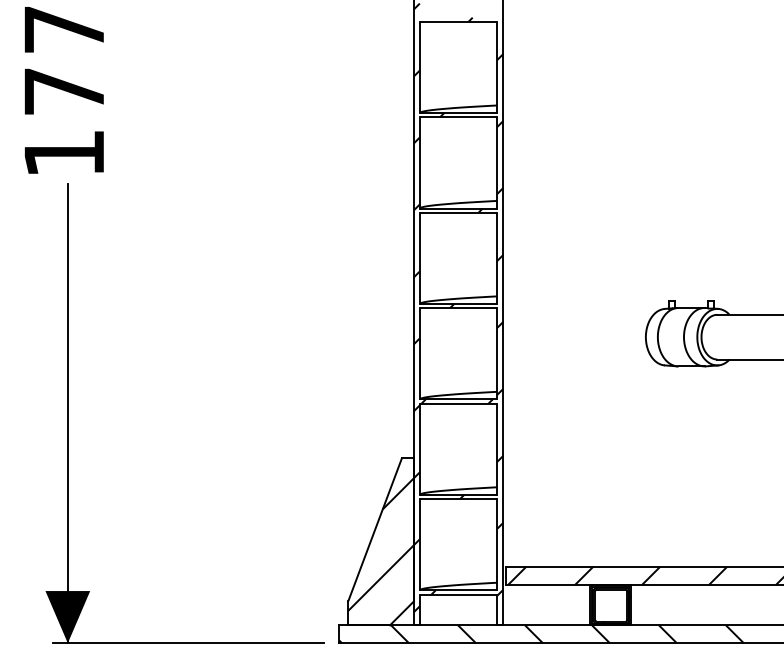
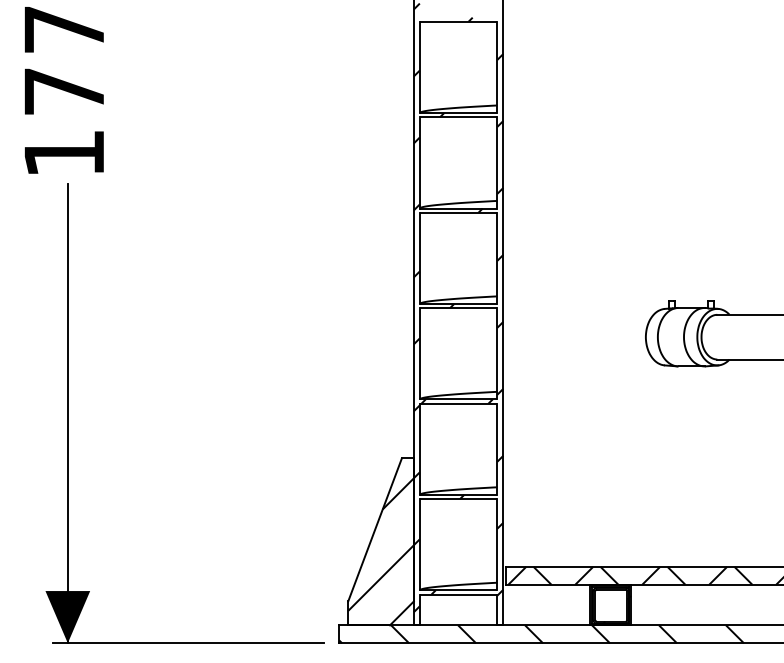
hatch: none -> present (642, 575)
